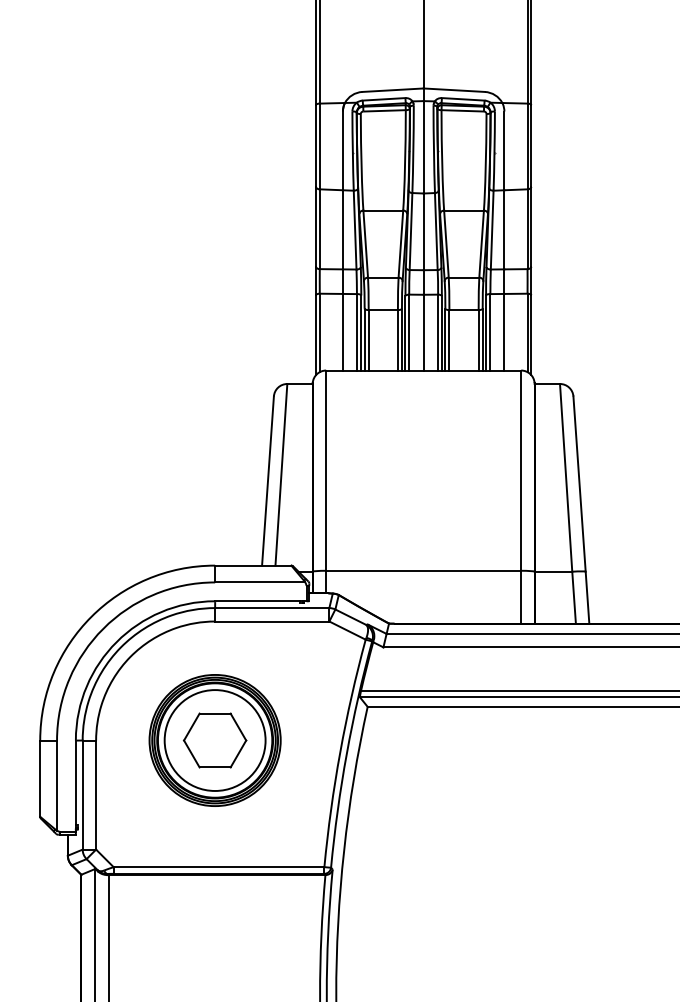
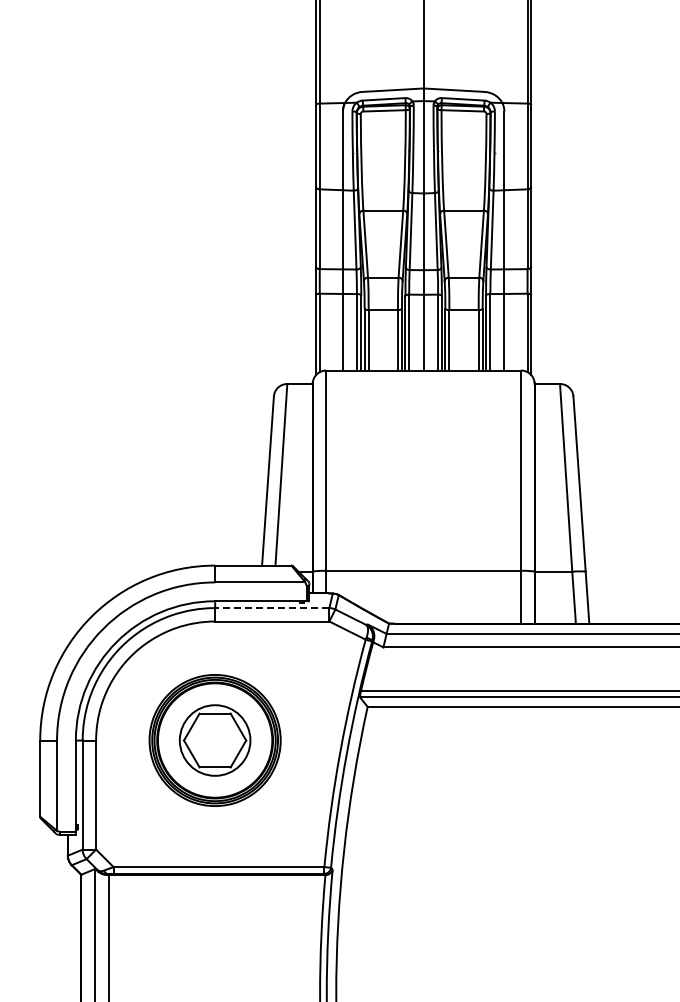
line: solid -> dashed (271, 608)
circle diameter: 101 px -> 71 px (214, 740)
